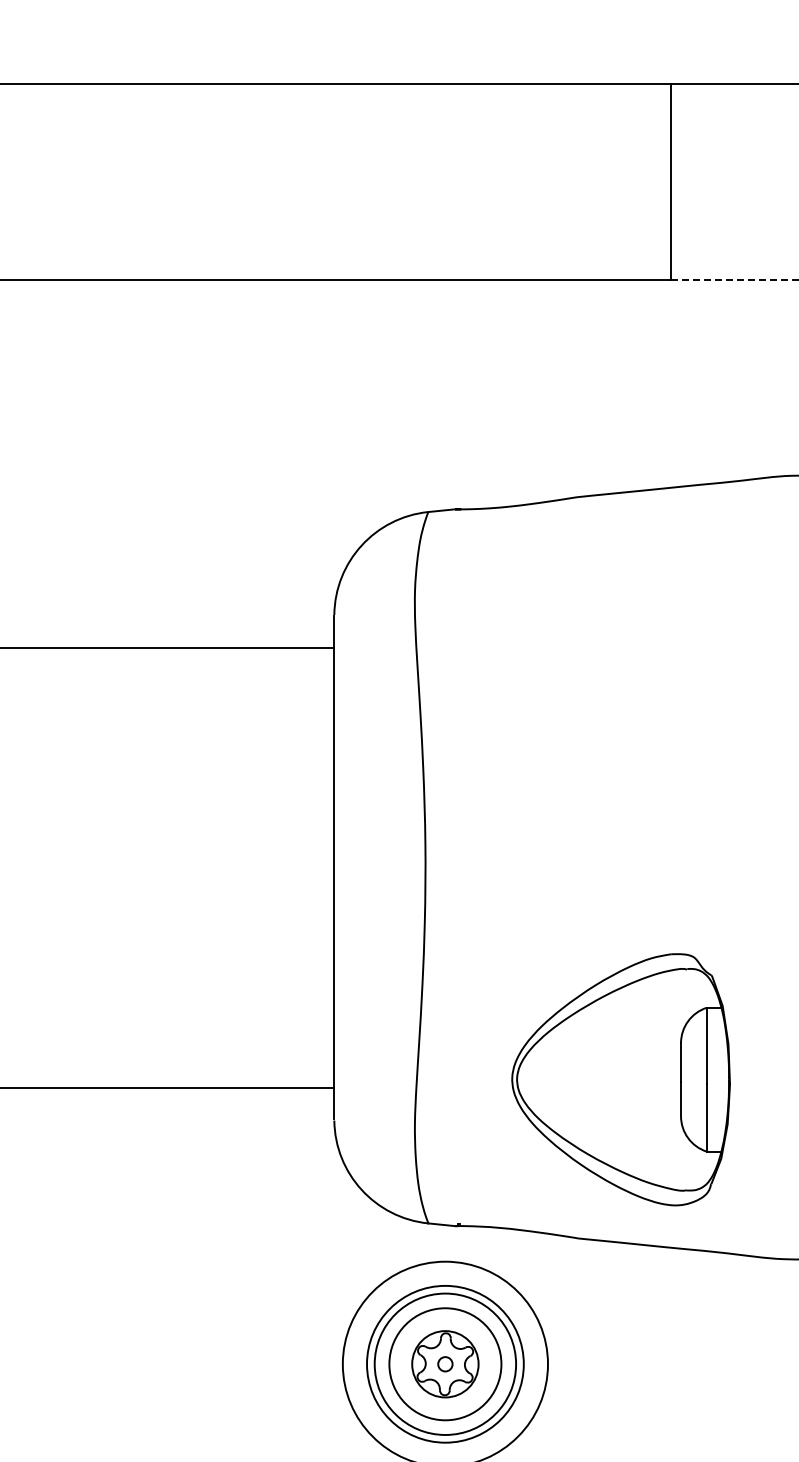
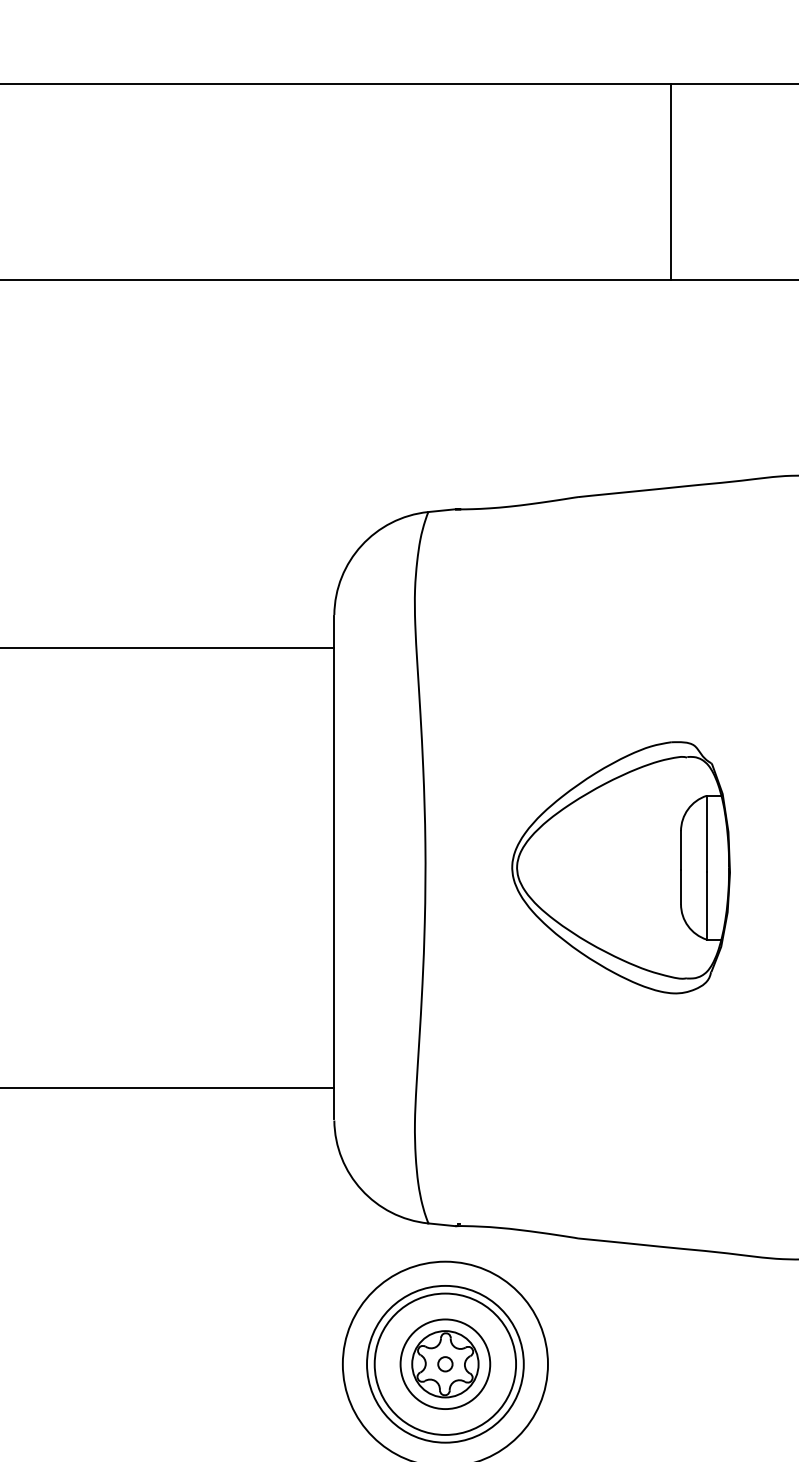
line: dashed -> solid (735, 279)
part position: (620, 1079) -> (620, 867) (620, 867)
circle diameter: 112 px -> 90 px (445, 1364)
